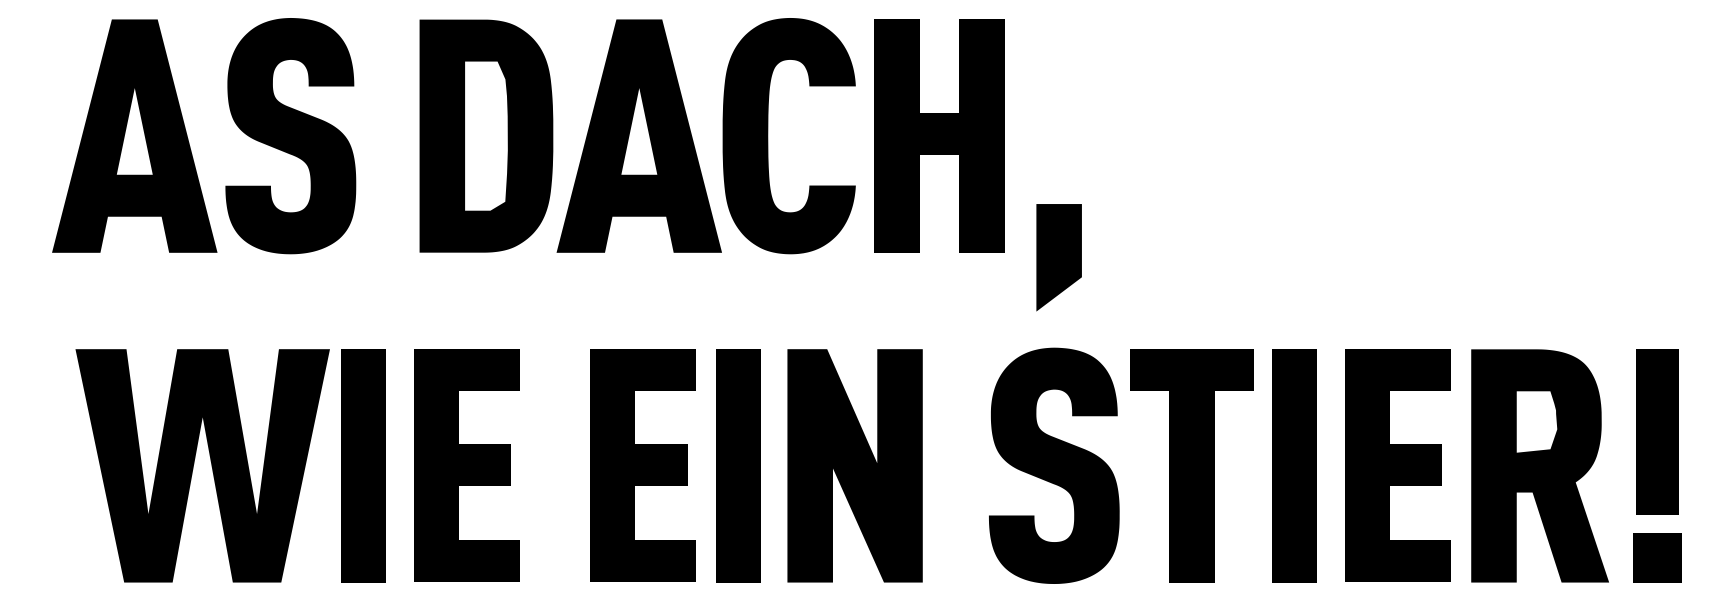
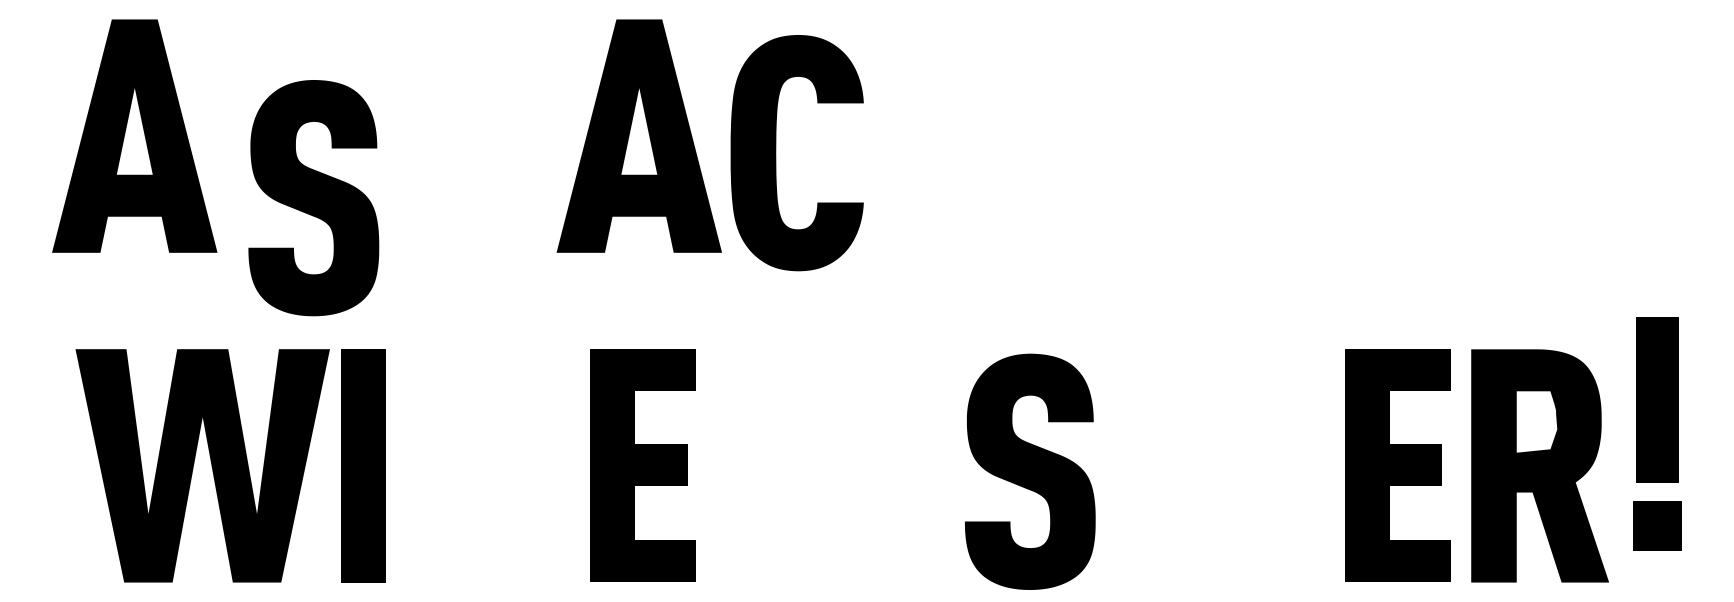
part: present -> none (486, 135)
part: present -> none (939, 135)
part position: (290, 136) -> (313, 198) (313, 198)
part position: (768, 136) -> (776, 153) (776, 153)
fill: present -> none (1058, 257)
fill: present -> none (466, 465)
part: present -> none (738, 465)
fill: present -> none (854, 465)
part position: (1054, 465) -> (1030, 471) (1030, 471)
fill: present -> none (1191, 465)
fill: present -> none (1294, 465)
part position: (1657, 465) -> (1657, 433) (1657, 433)
